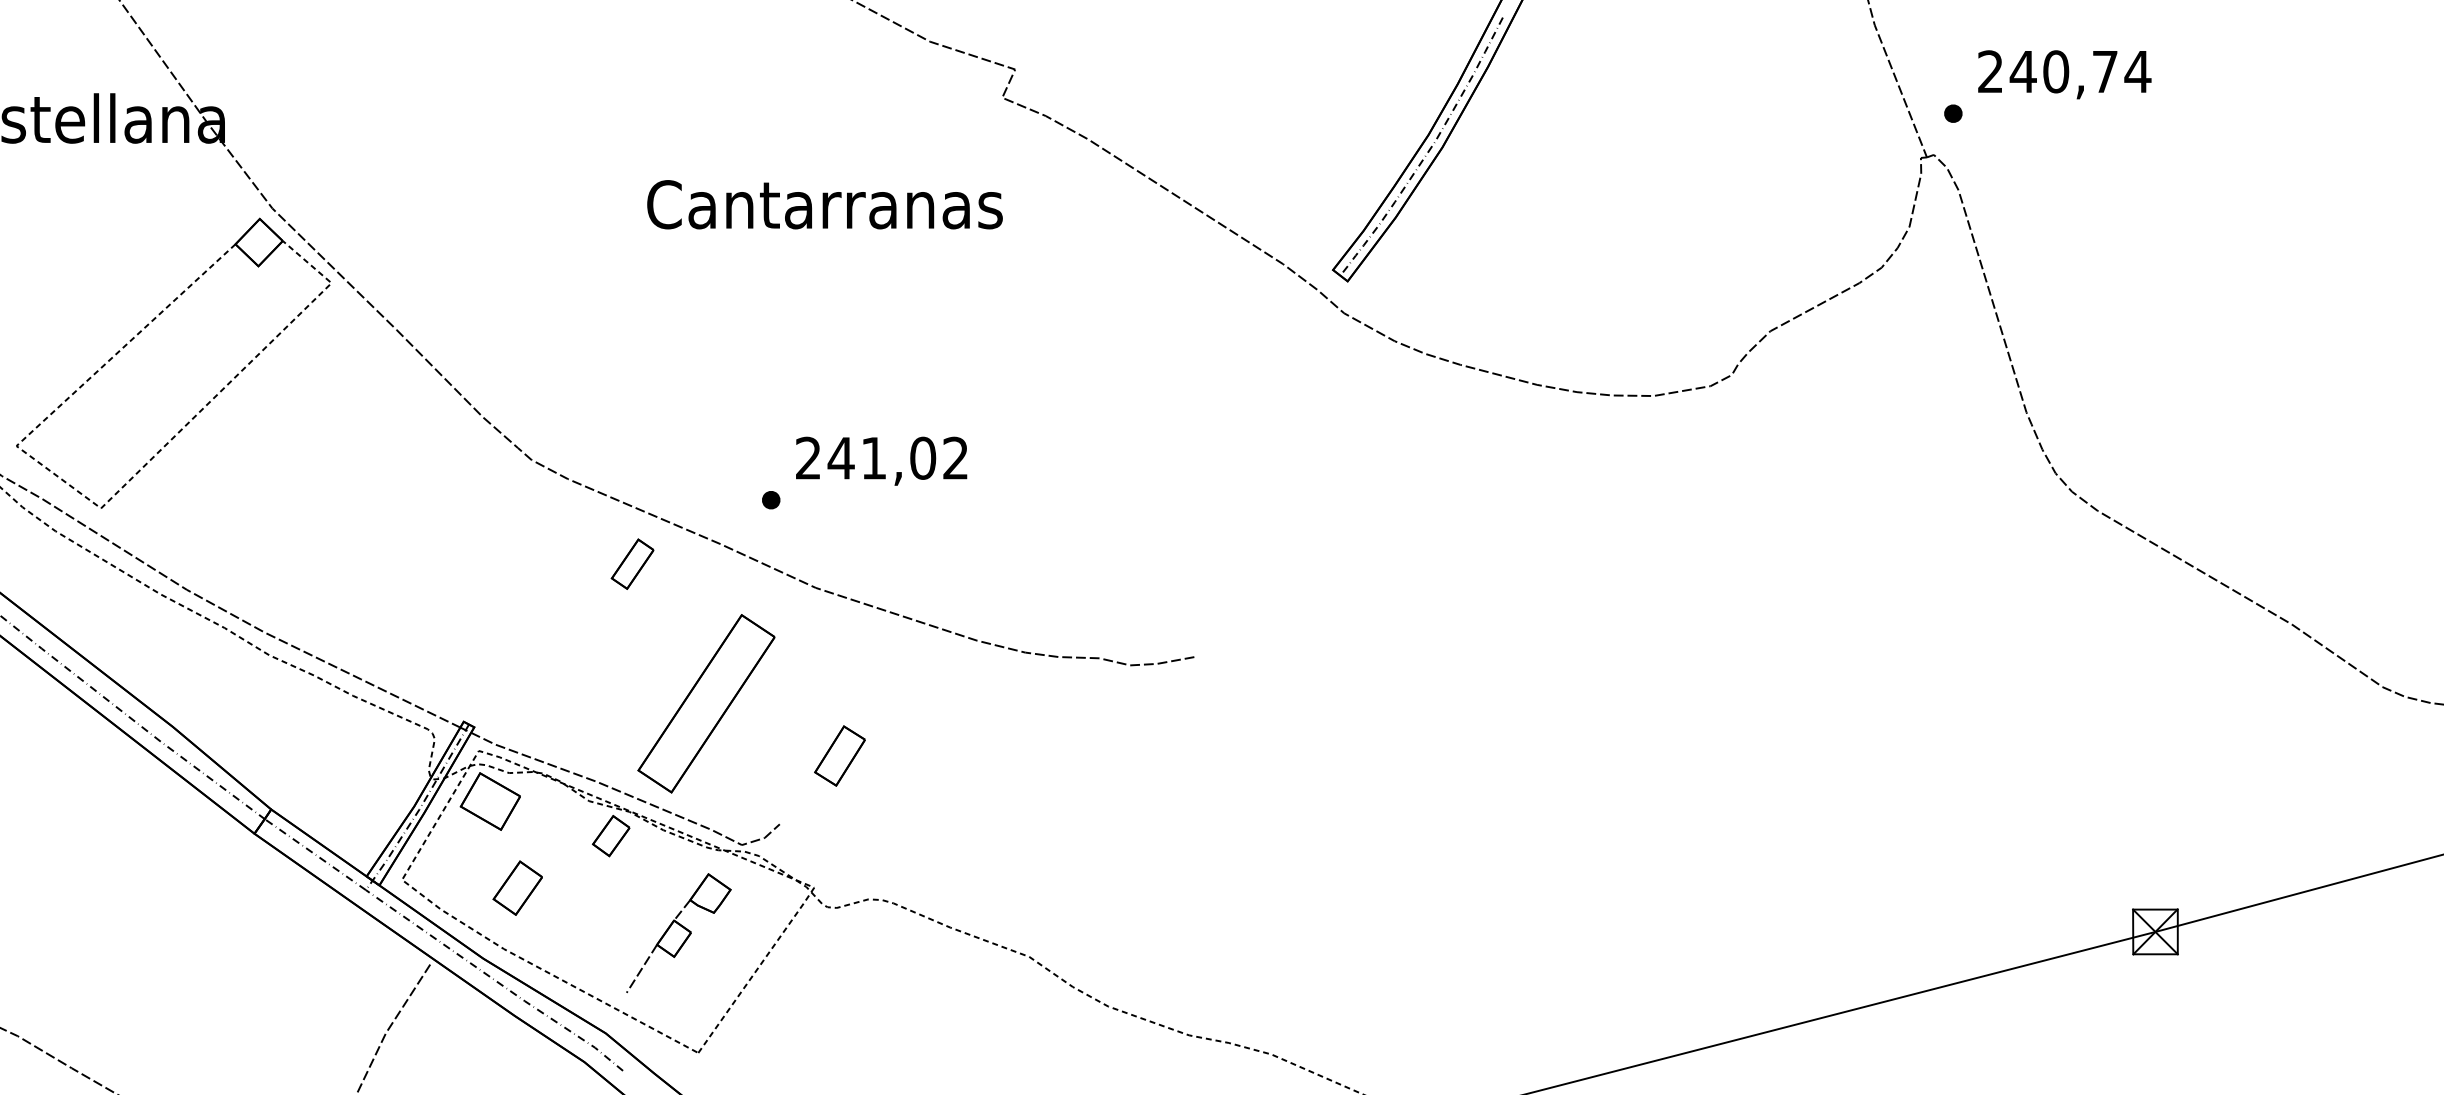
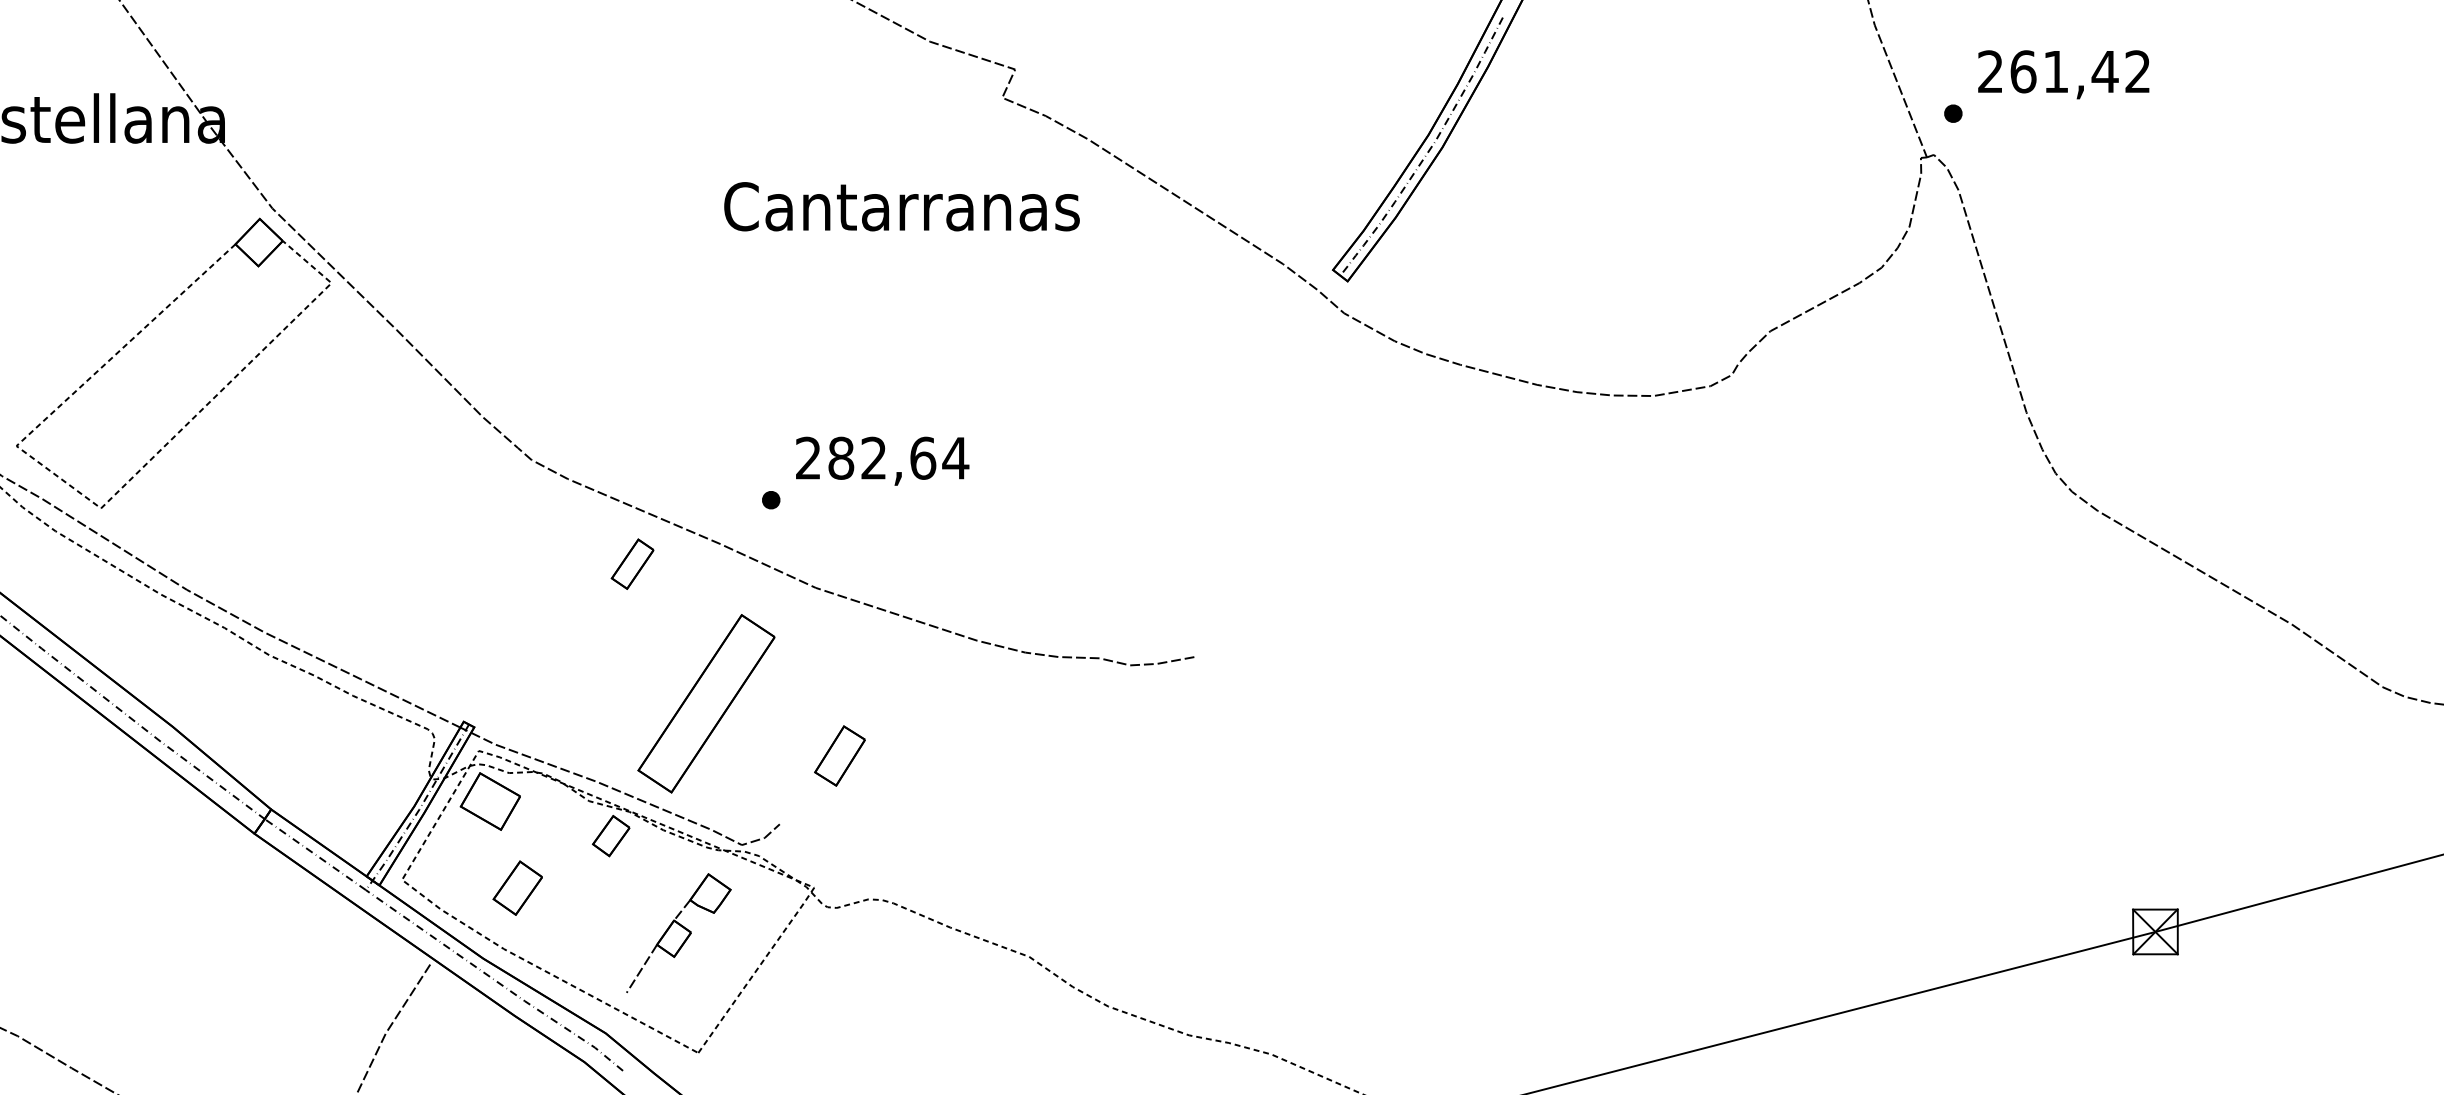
text: 240,74 -> 261,42 (2080, 71)
text position: (824, 204) -> (901, 206) (901, 206)
text: 241,02 -> 282,64 (898, 457)
